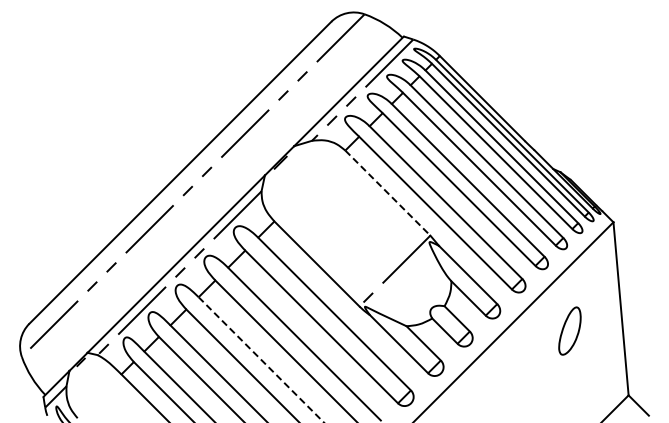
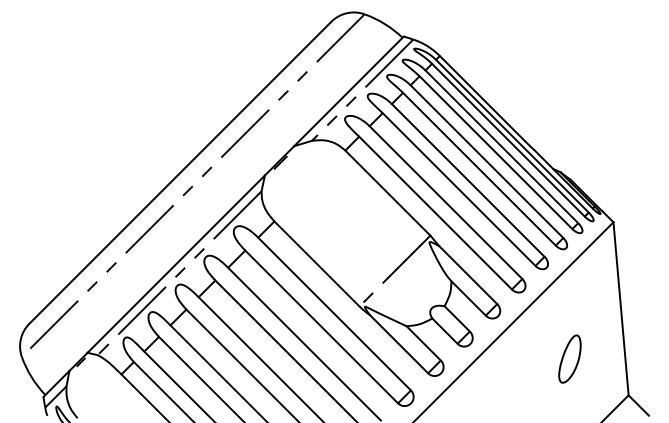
line: dashed -> solid (388, 193)
part position: (569, 330) -> (569, 358) (569, 358)
line: dashed -> solid (261, 359)
